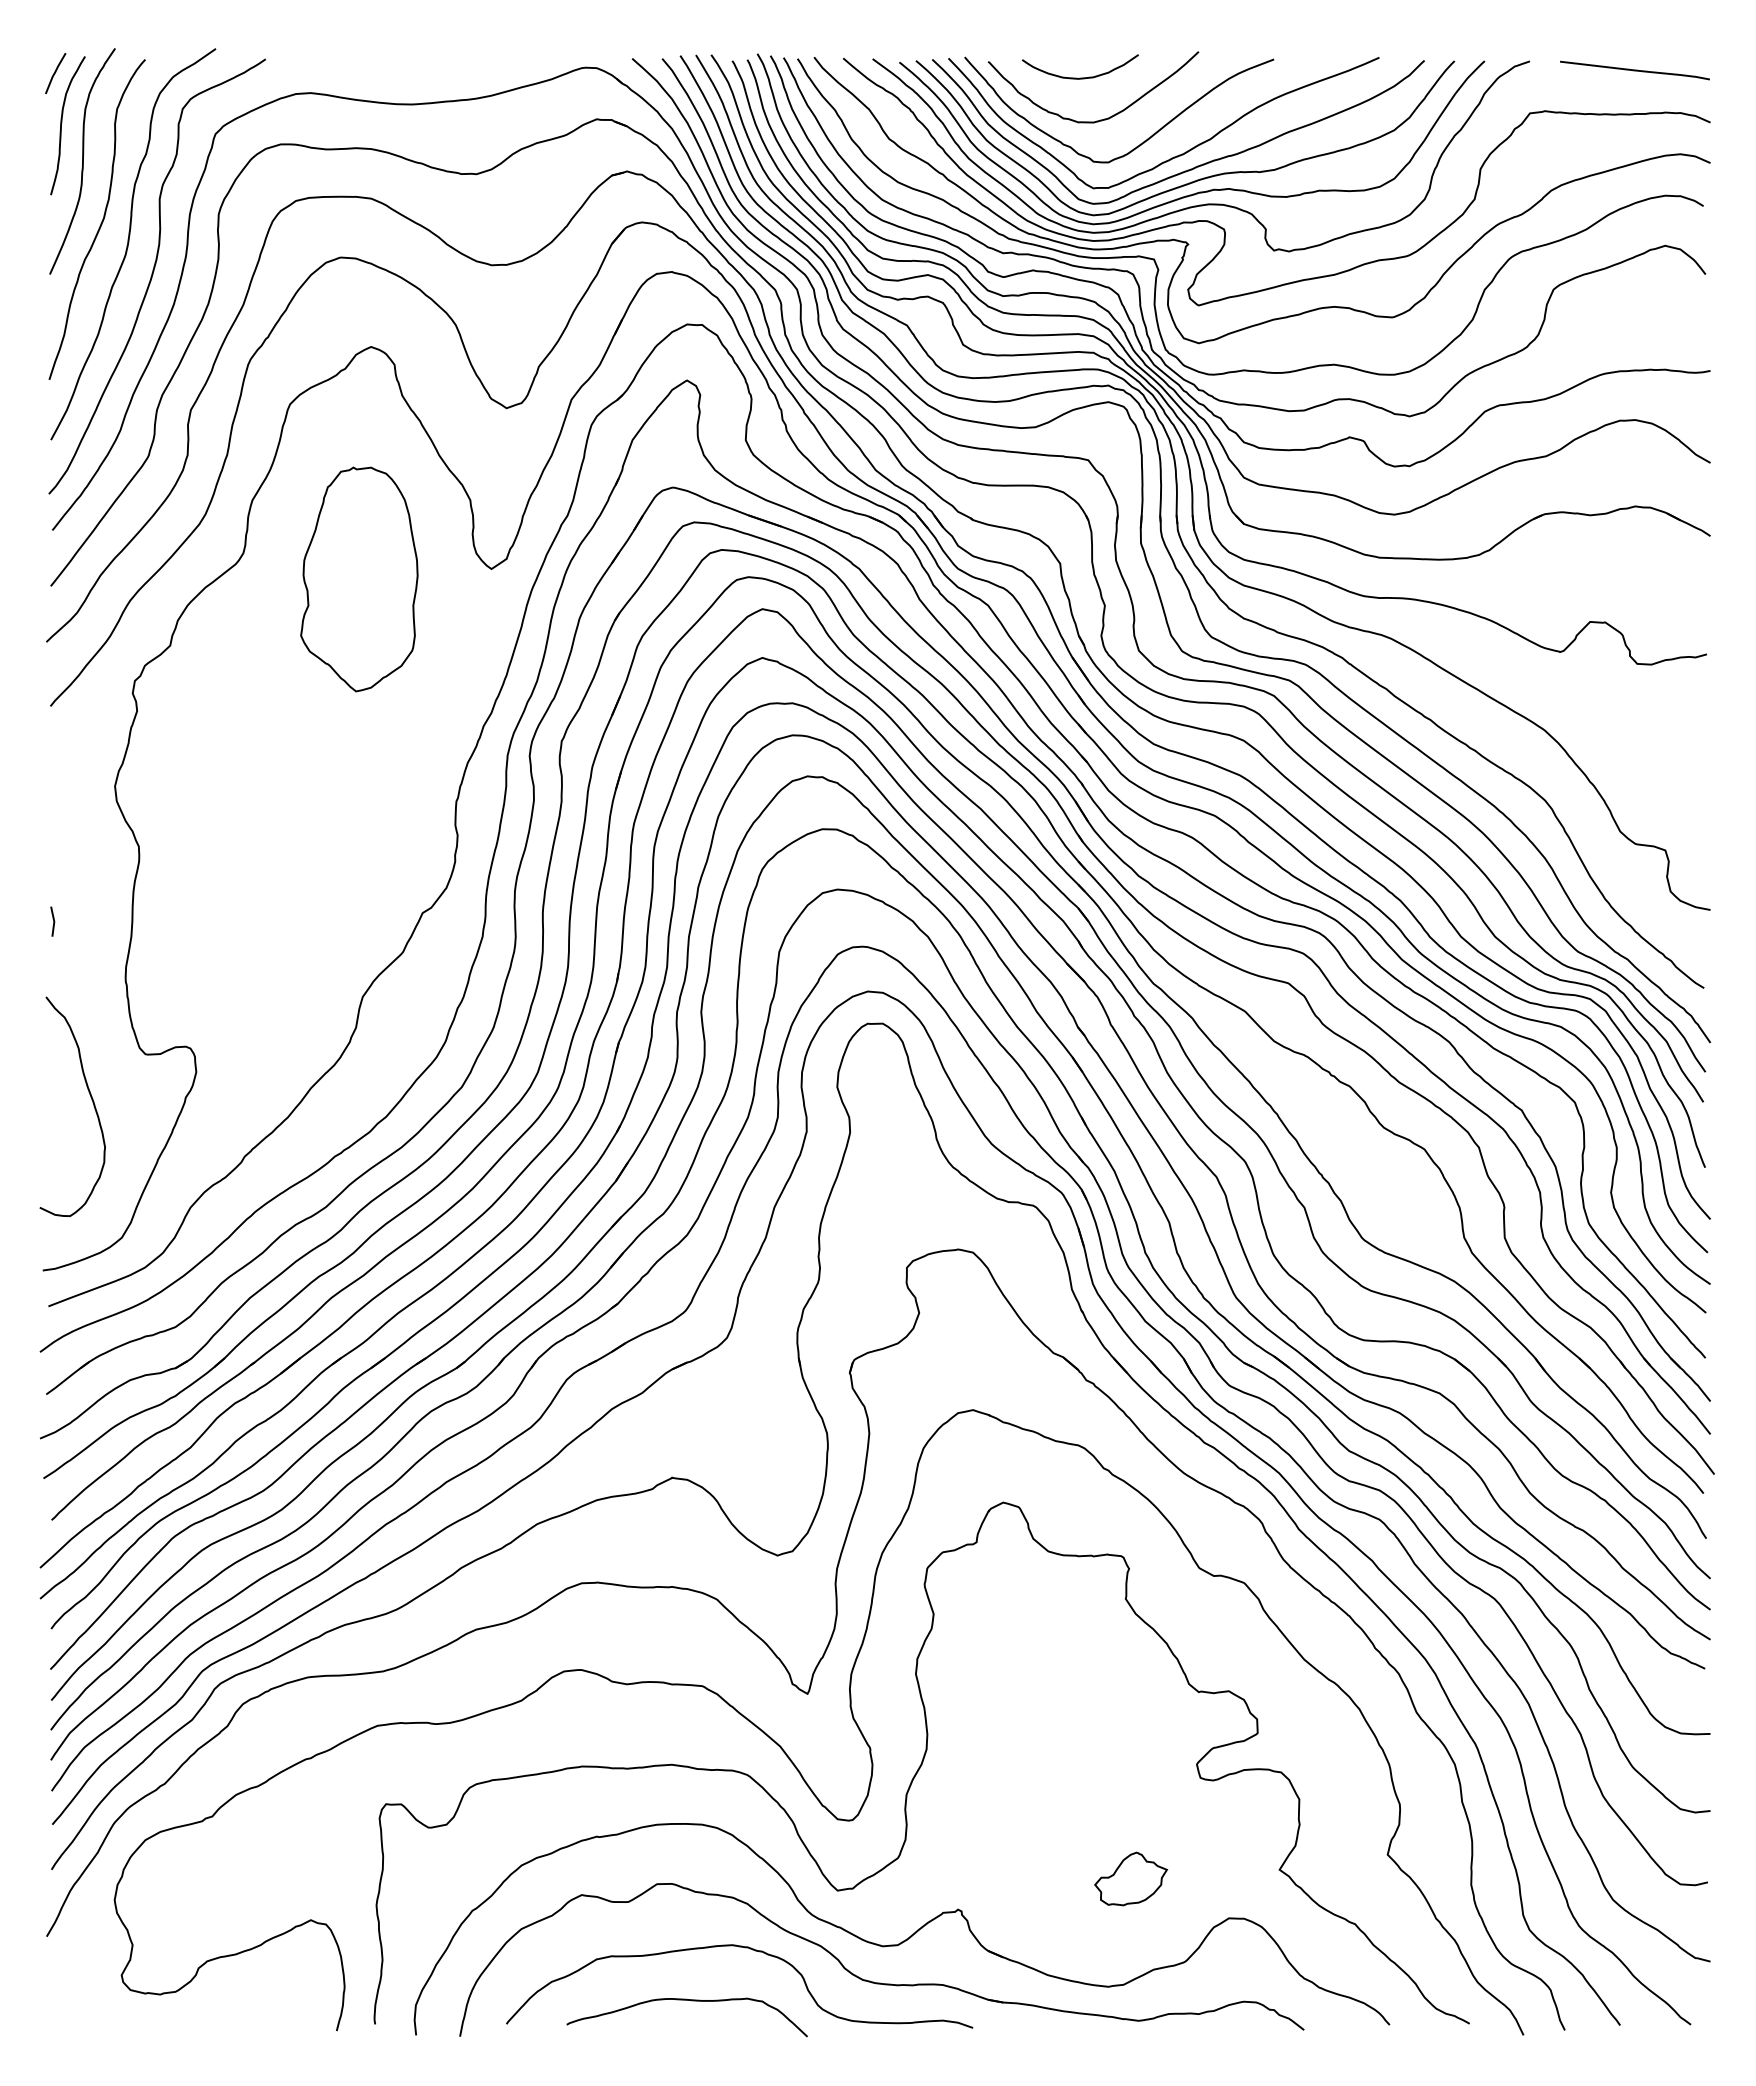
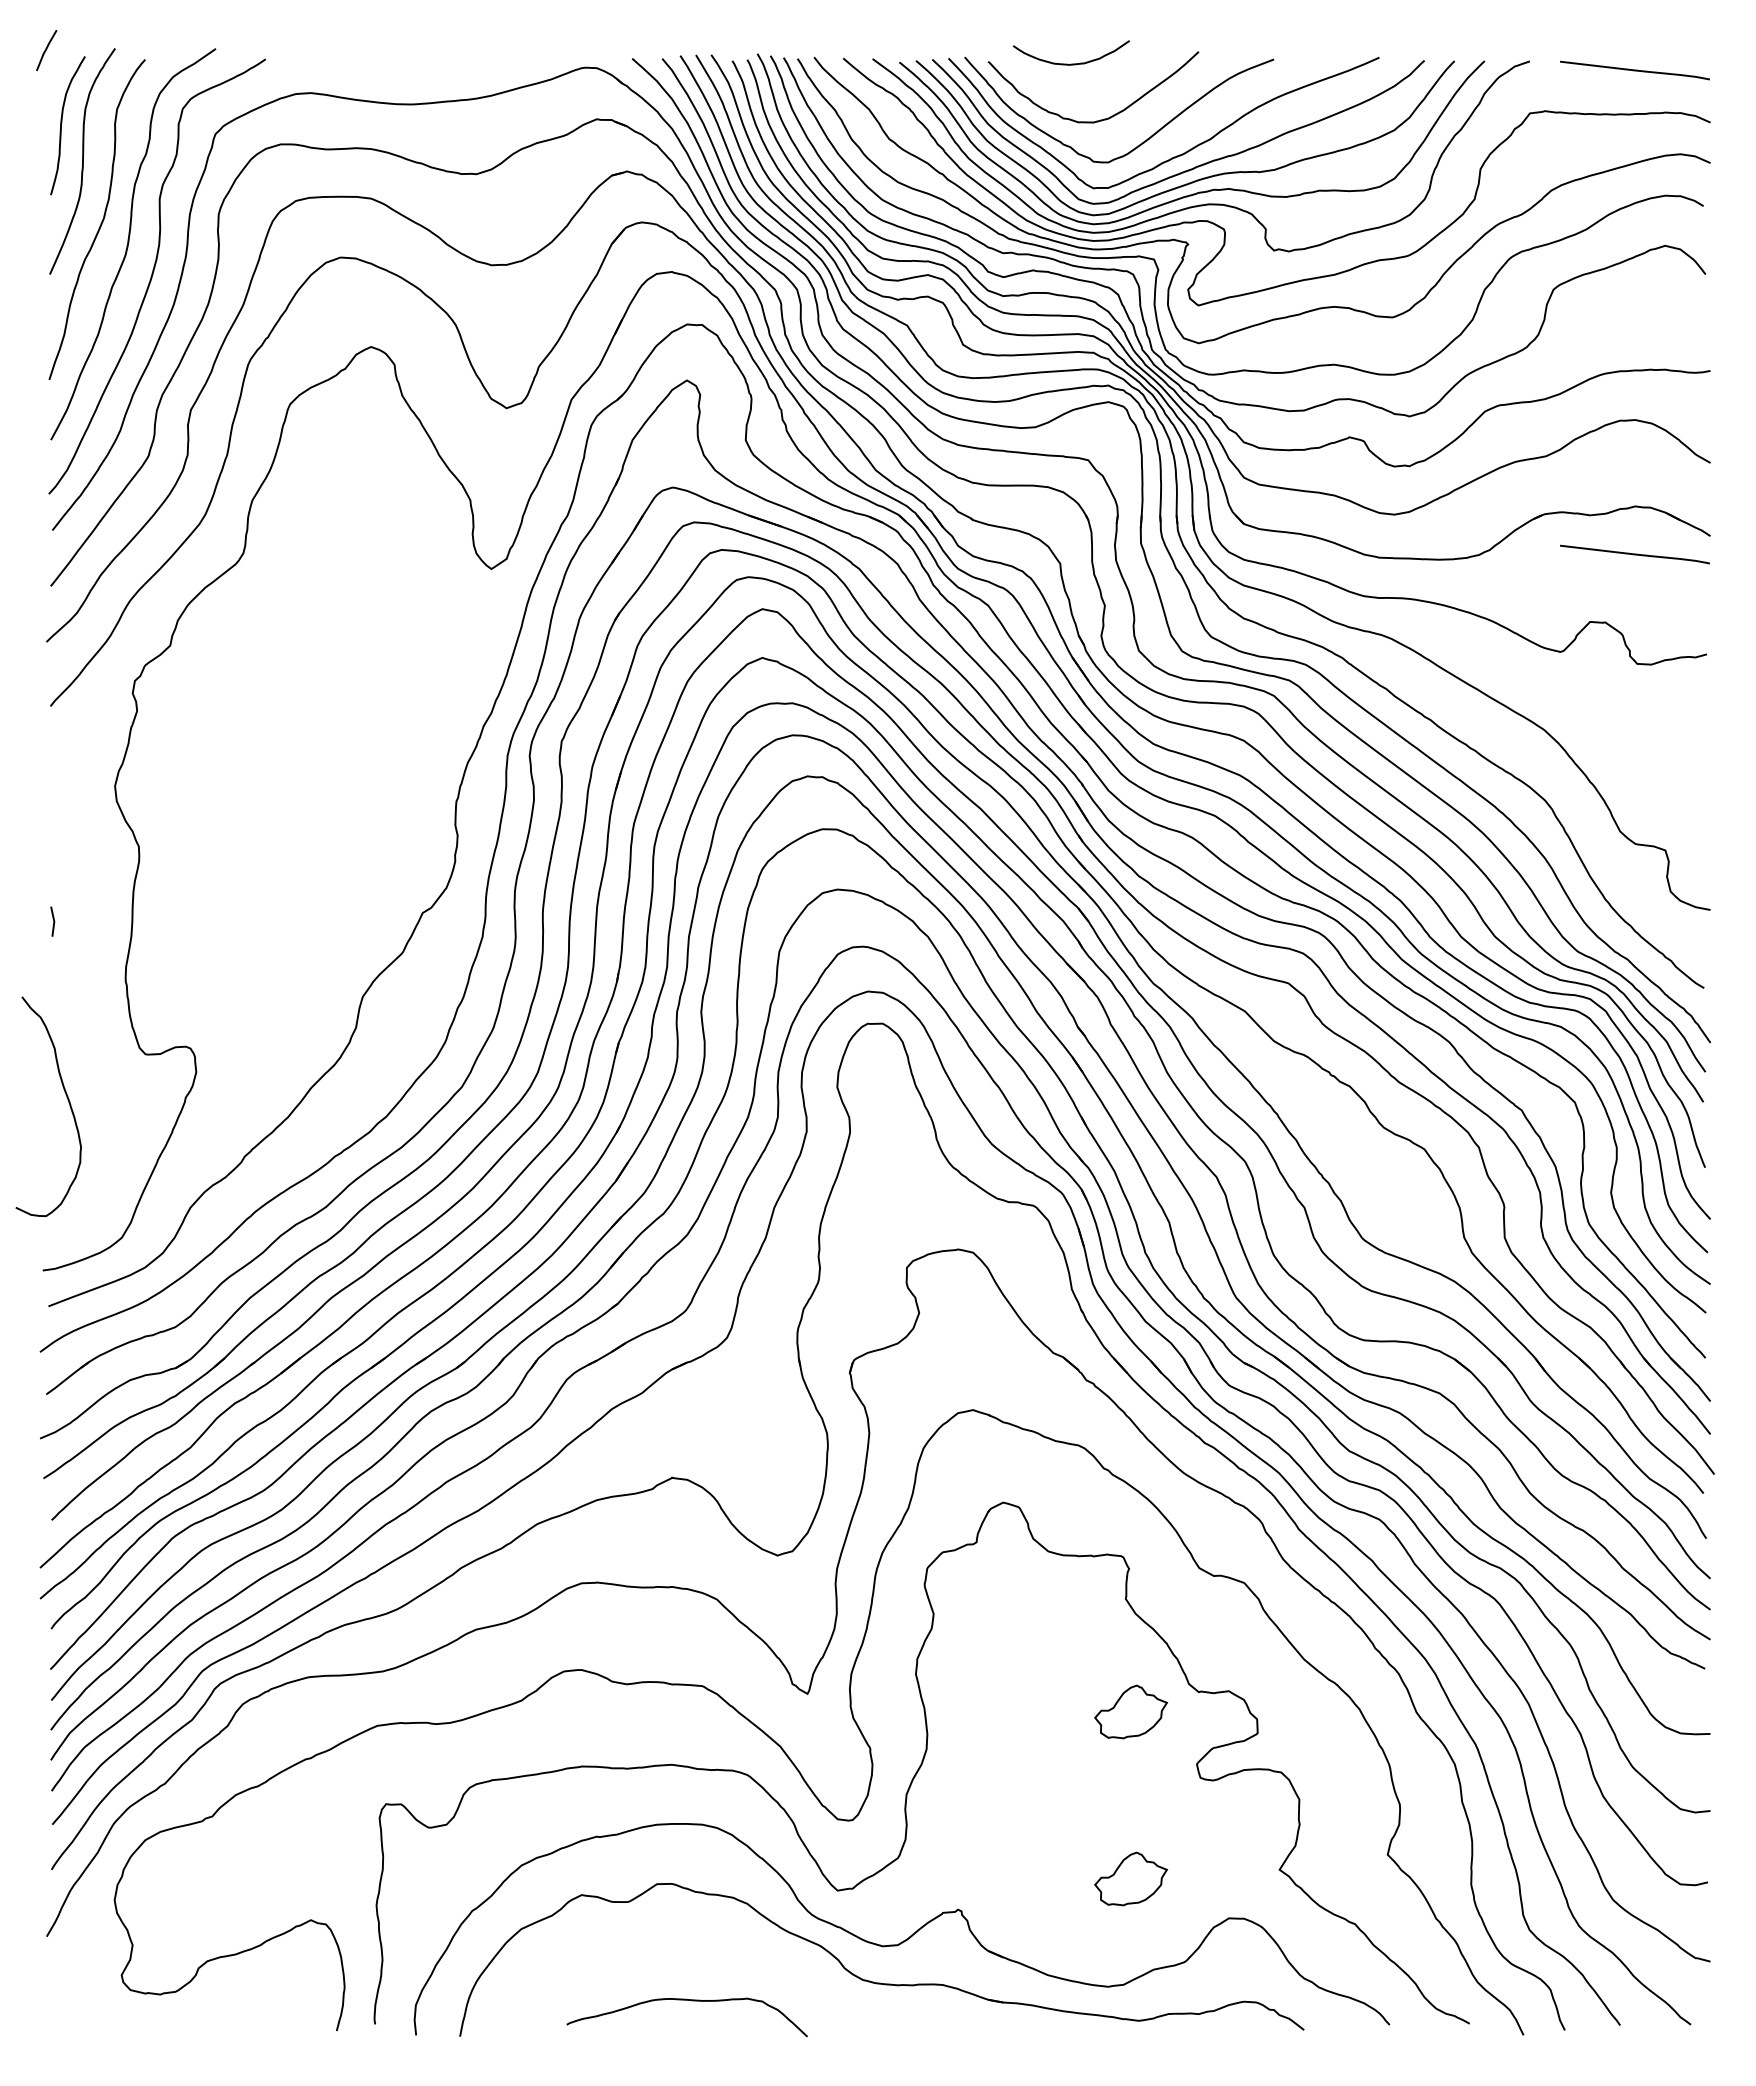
line position: (55, 73) -> (46, 50) (46, 50)
curve position: (1080, 77) -> (1071, 63) (1071, 63)
curve: none -> present (1634, 554)
part: present -> none (359, 579)
curve position: (91, 1100) -> (67, 1100) (67, 1100)
part: none -> present (1131, 1711)
curve: present -> none (752, 1950)
